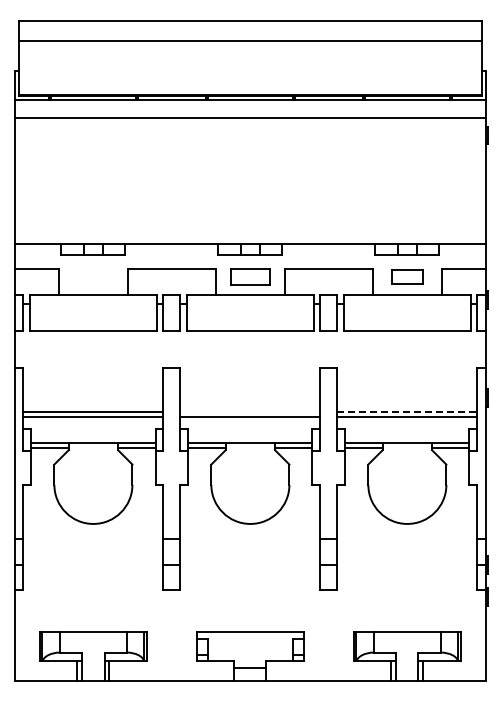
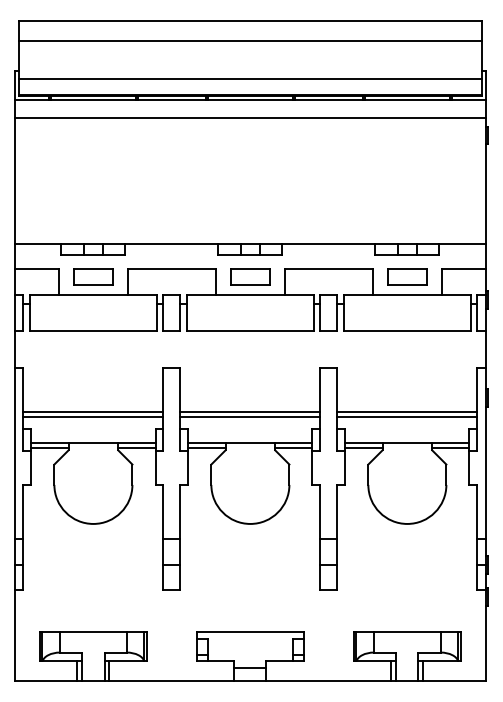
line: none -> present (249, 78)
part: none -> present (93, 276)
part size: 33x16 px -> 41x18 px (407, 276)
line: none -> present (250, 412)
line: dashed -> solid (407, 412)
